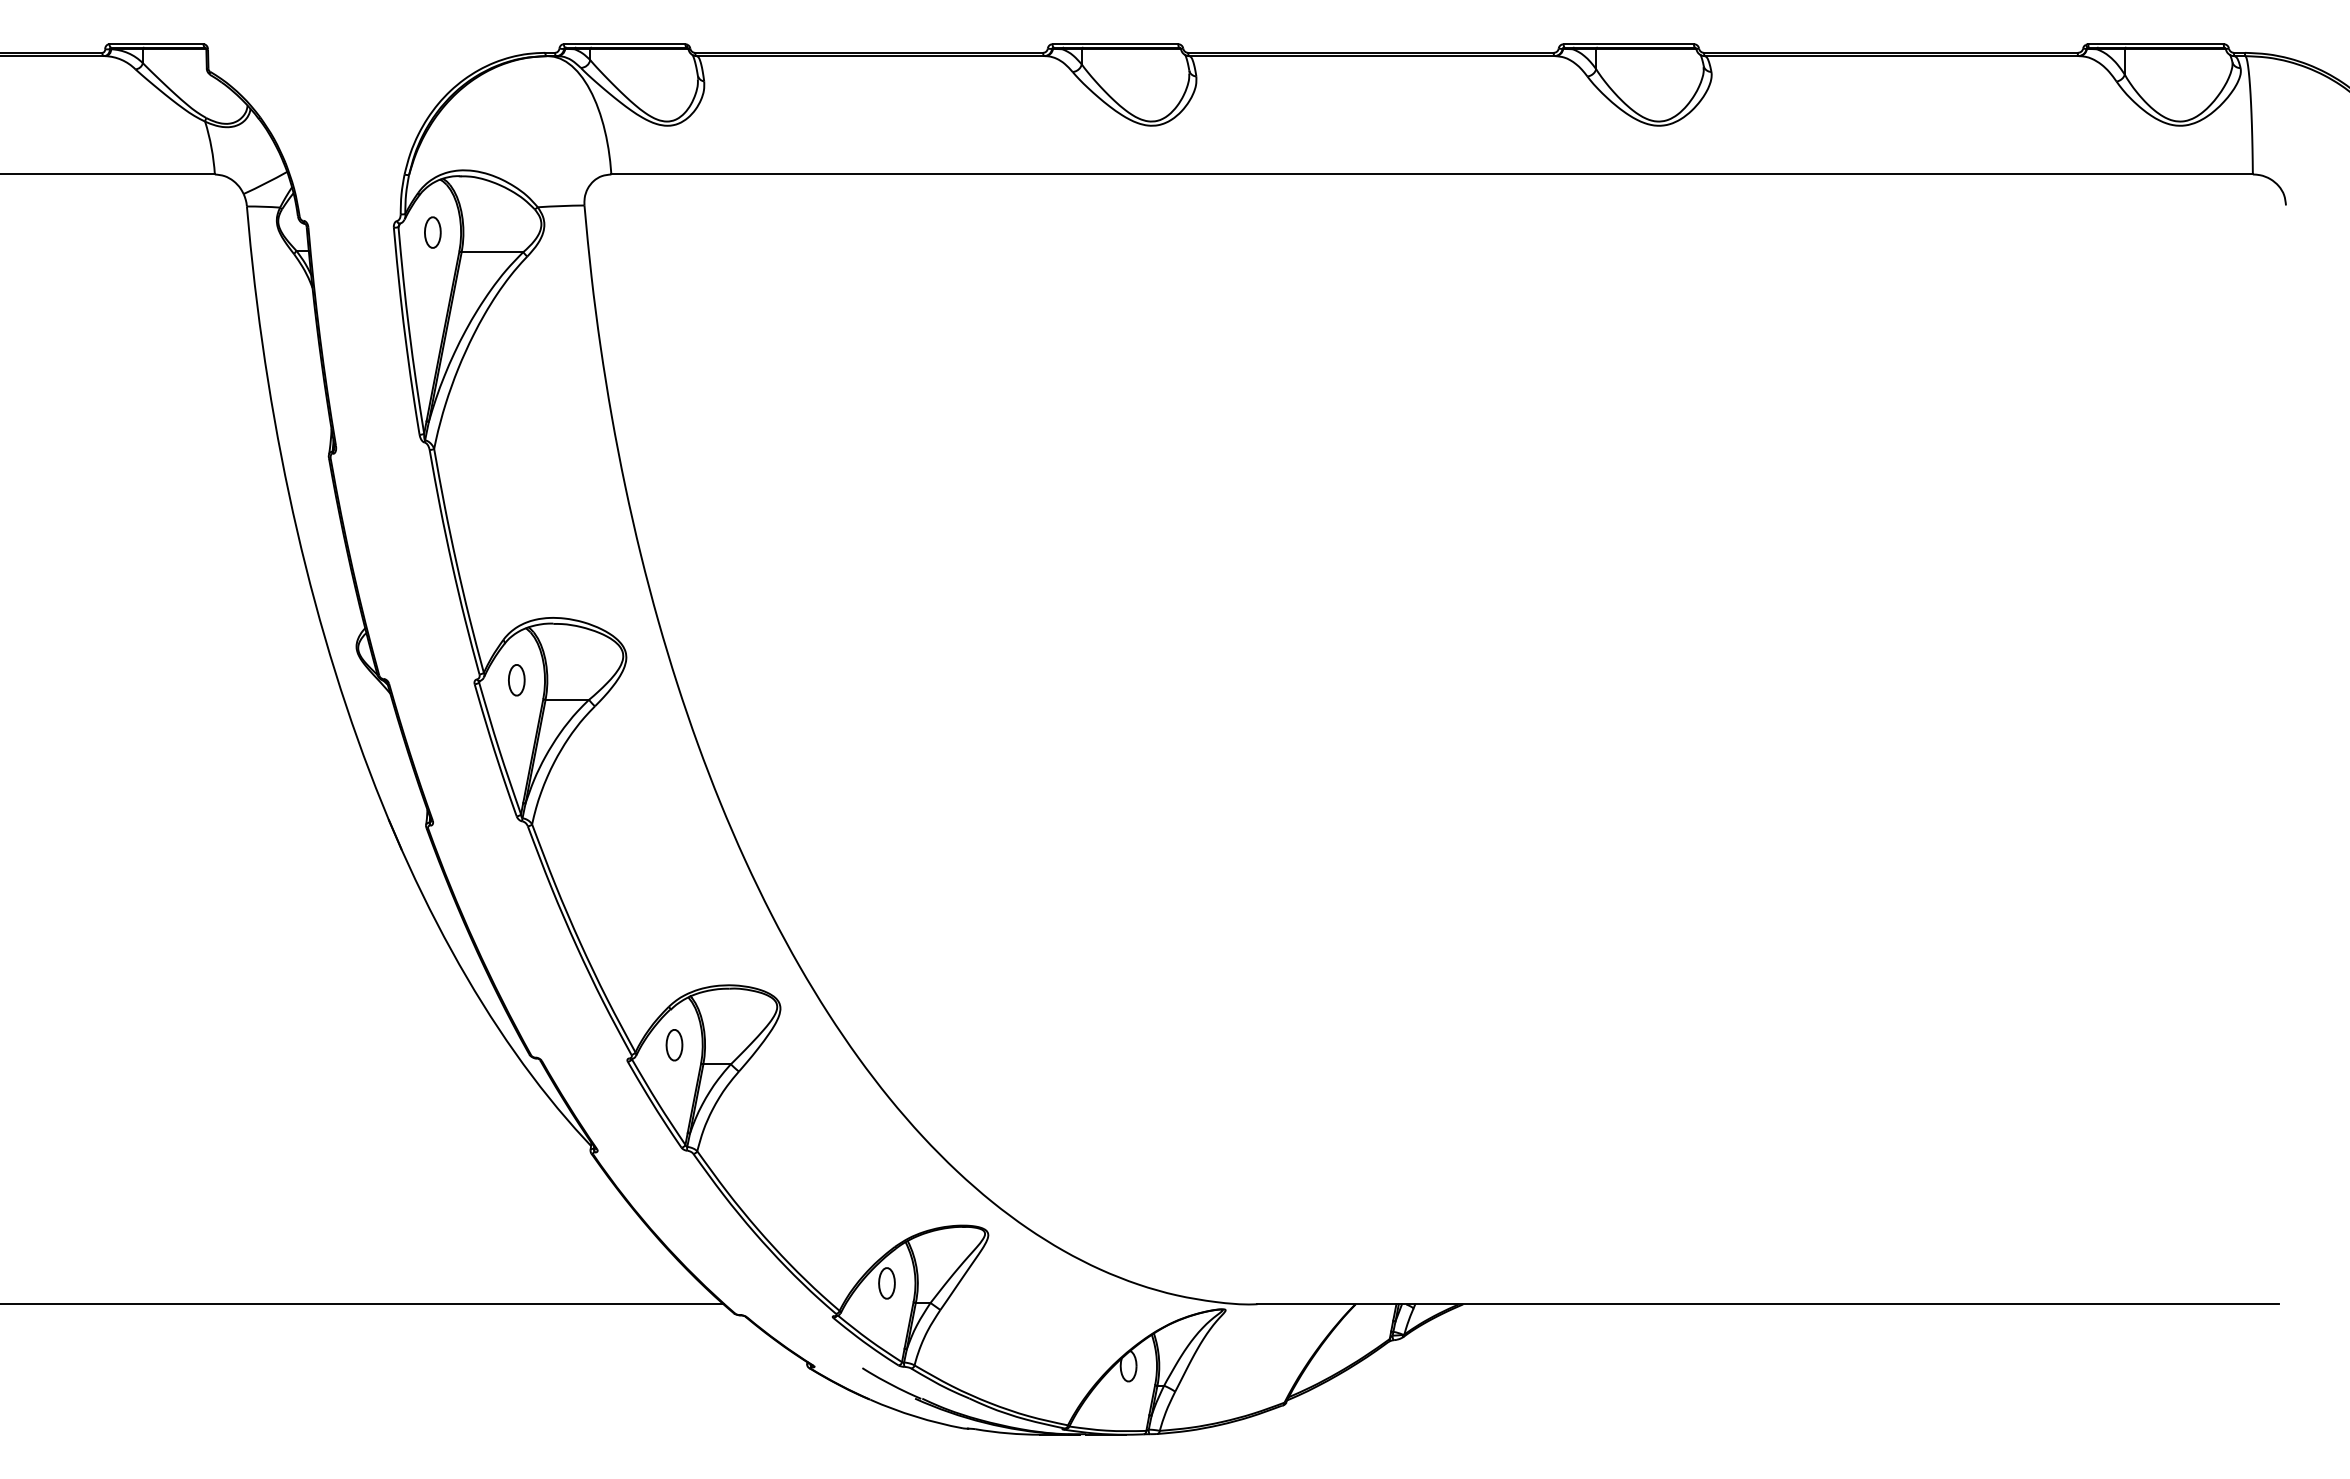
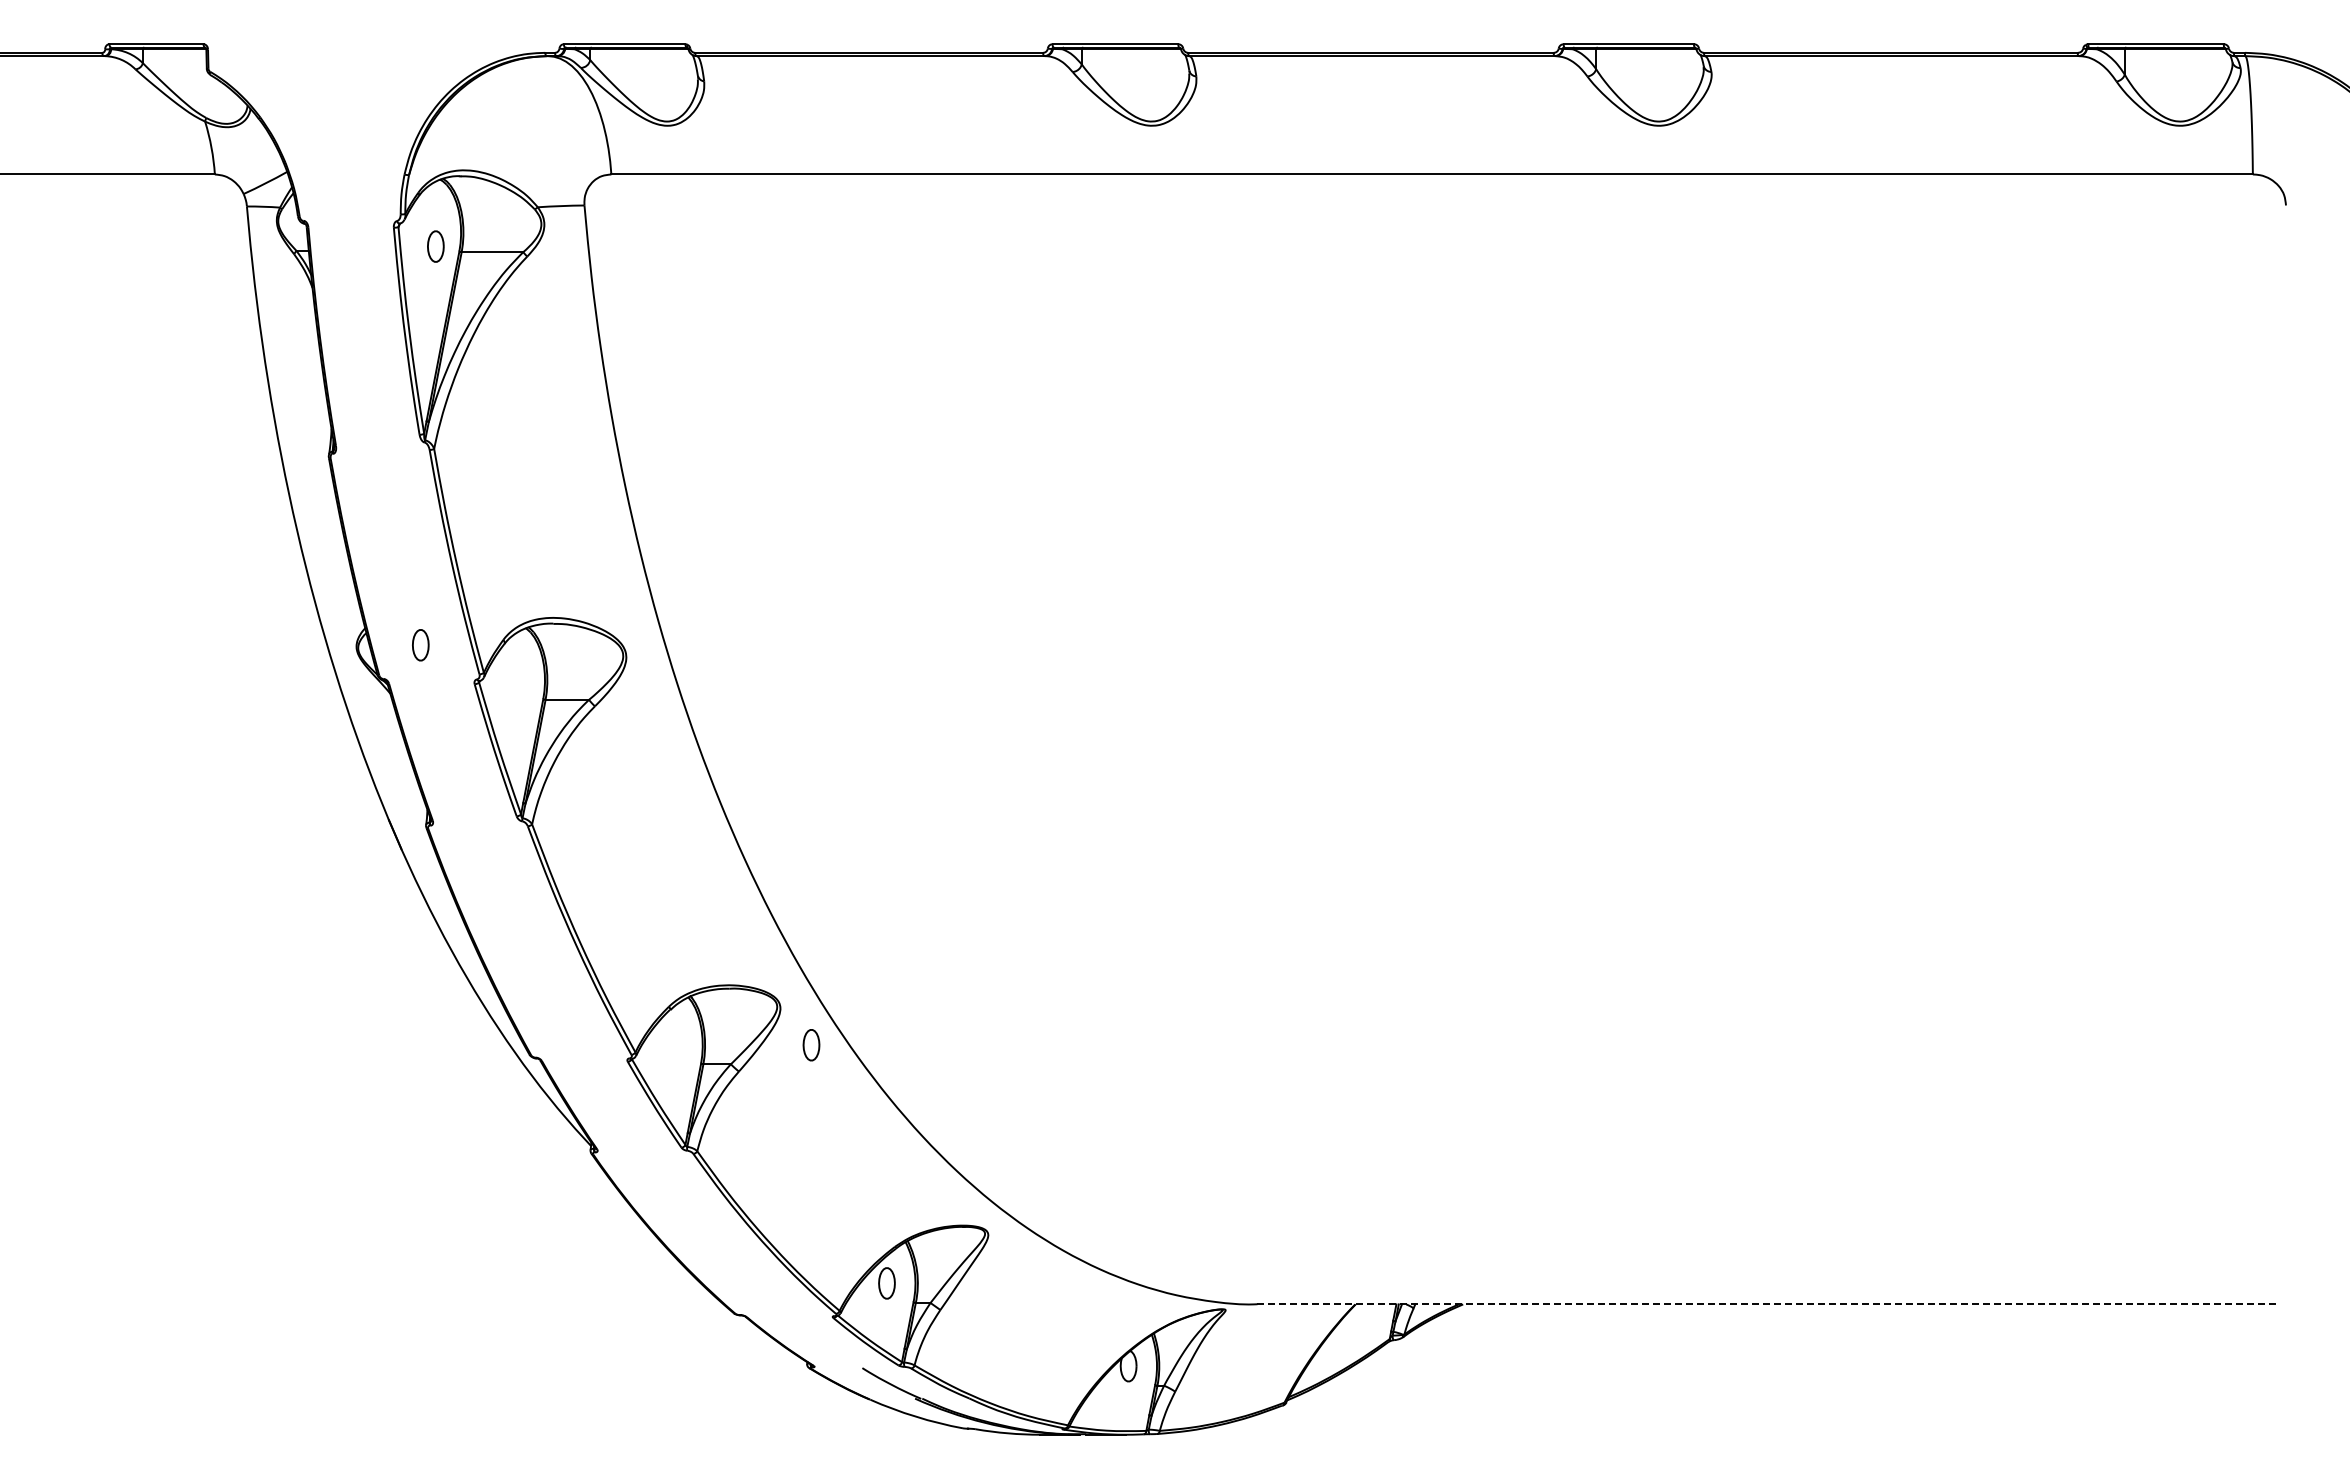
part position: (432, 232) -> (435, 246) (435, 246)
part position: (516, 680) -> (420, 645) (420, 645)
part position: (674, 1045) -> (811, 1045) (811, 1045)
line: present -> none (362, 1304)
line: solid -> dashed (1768, 1304)
